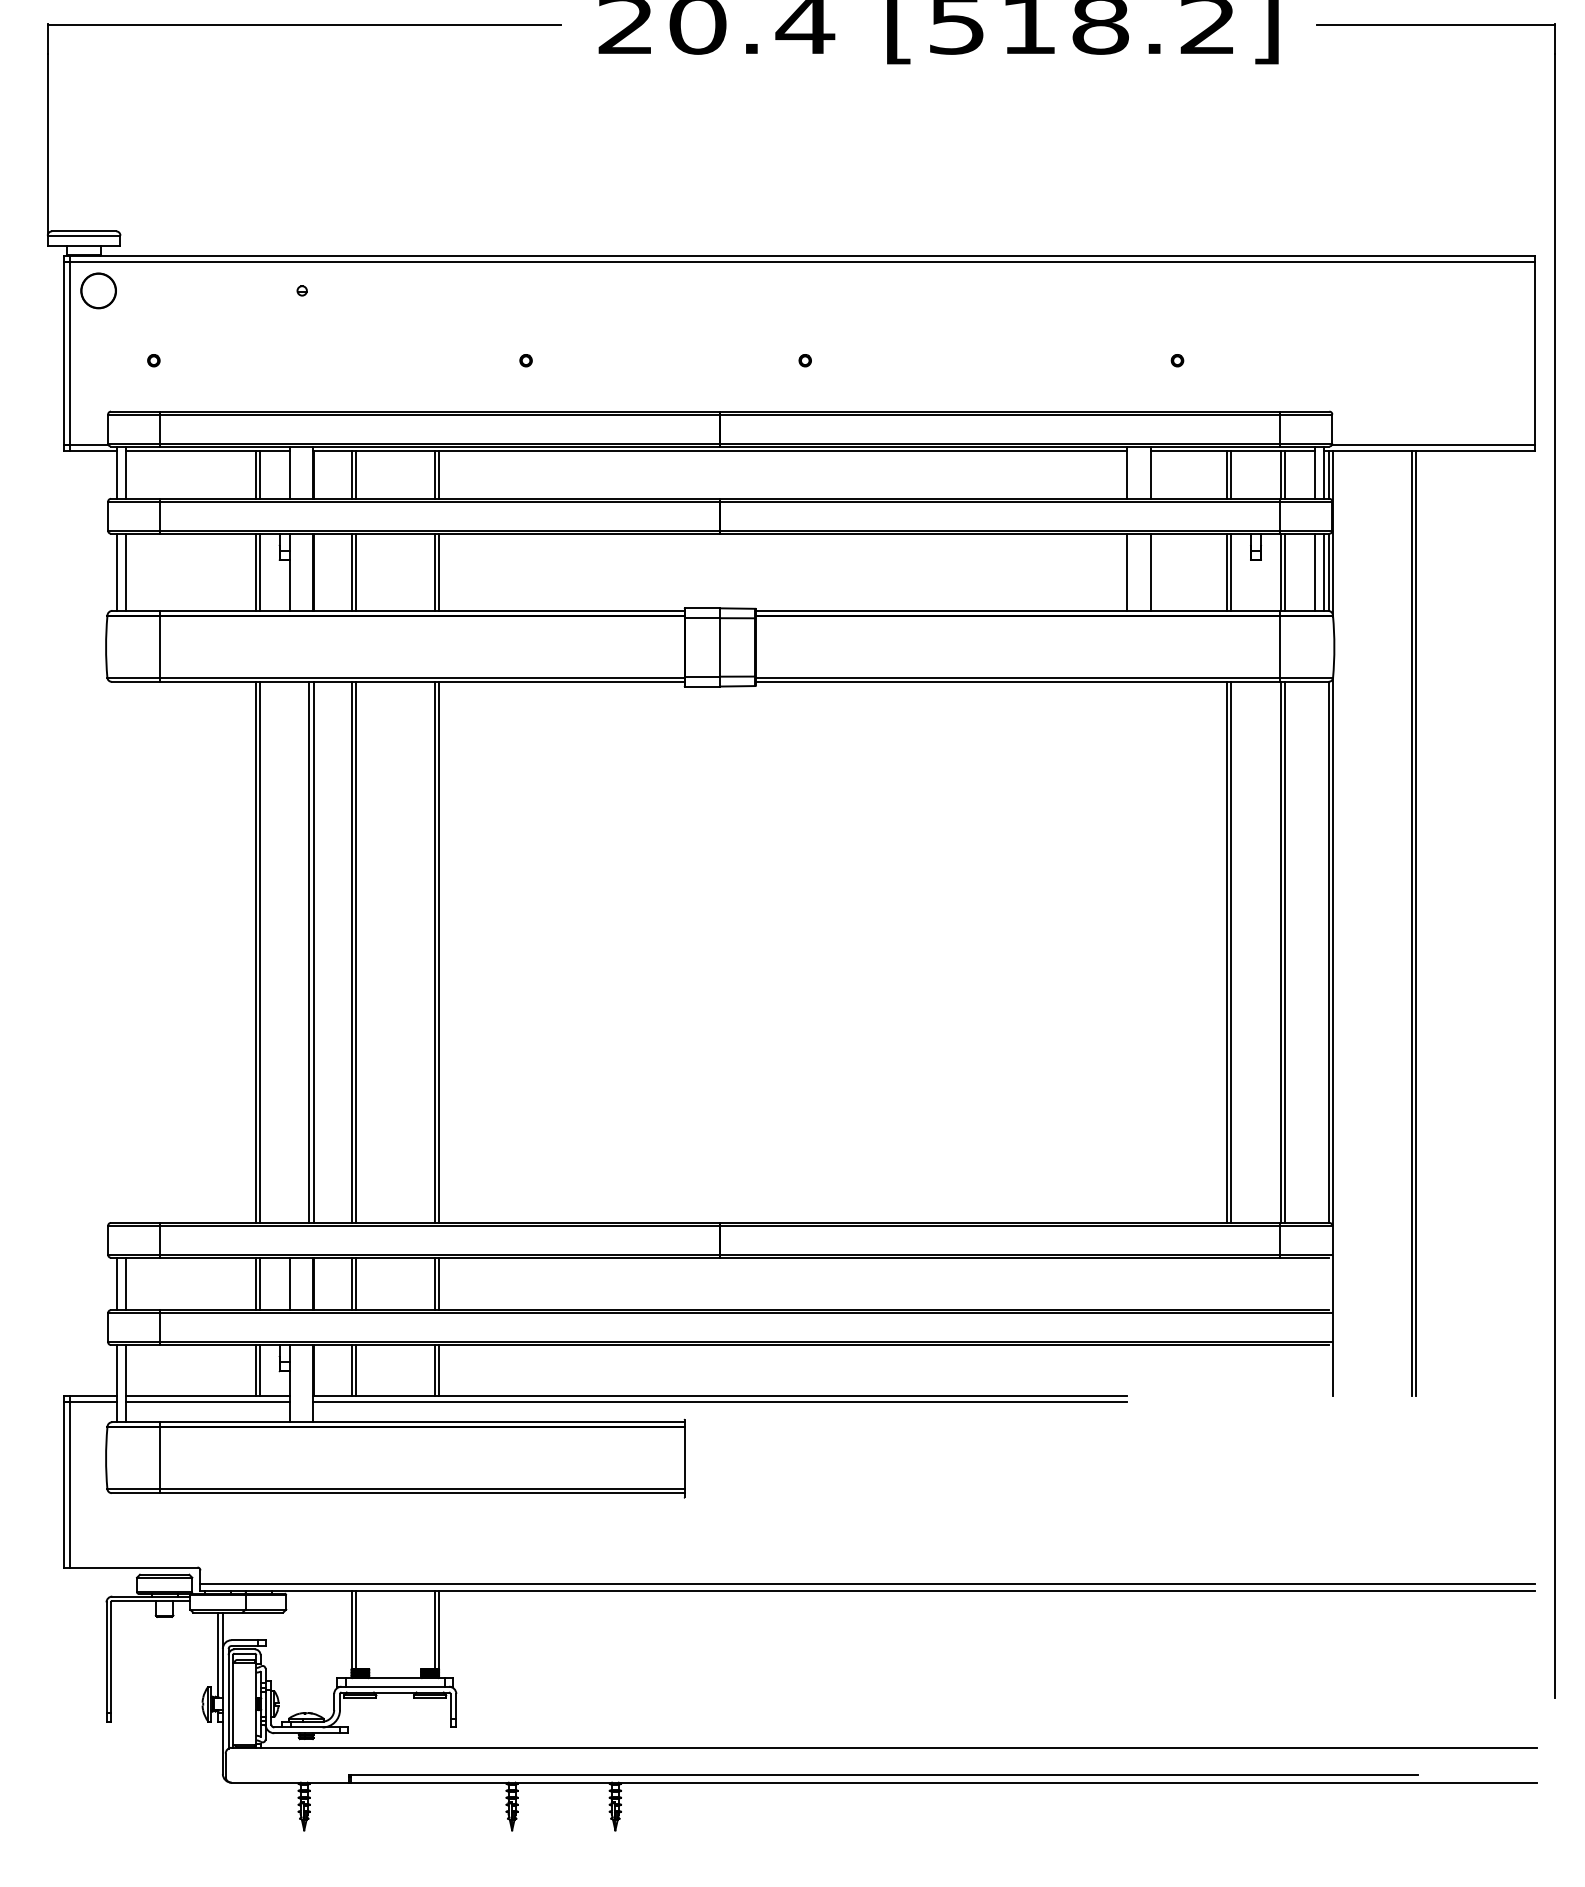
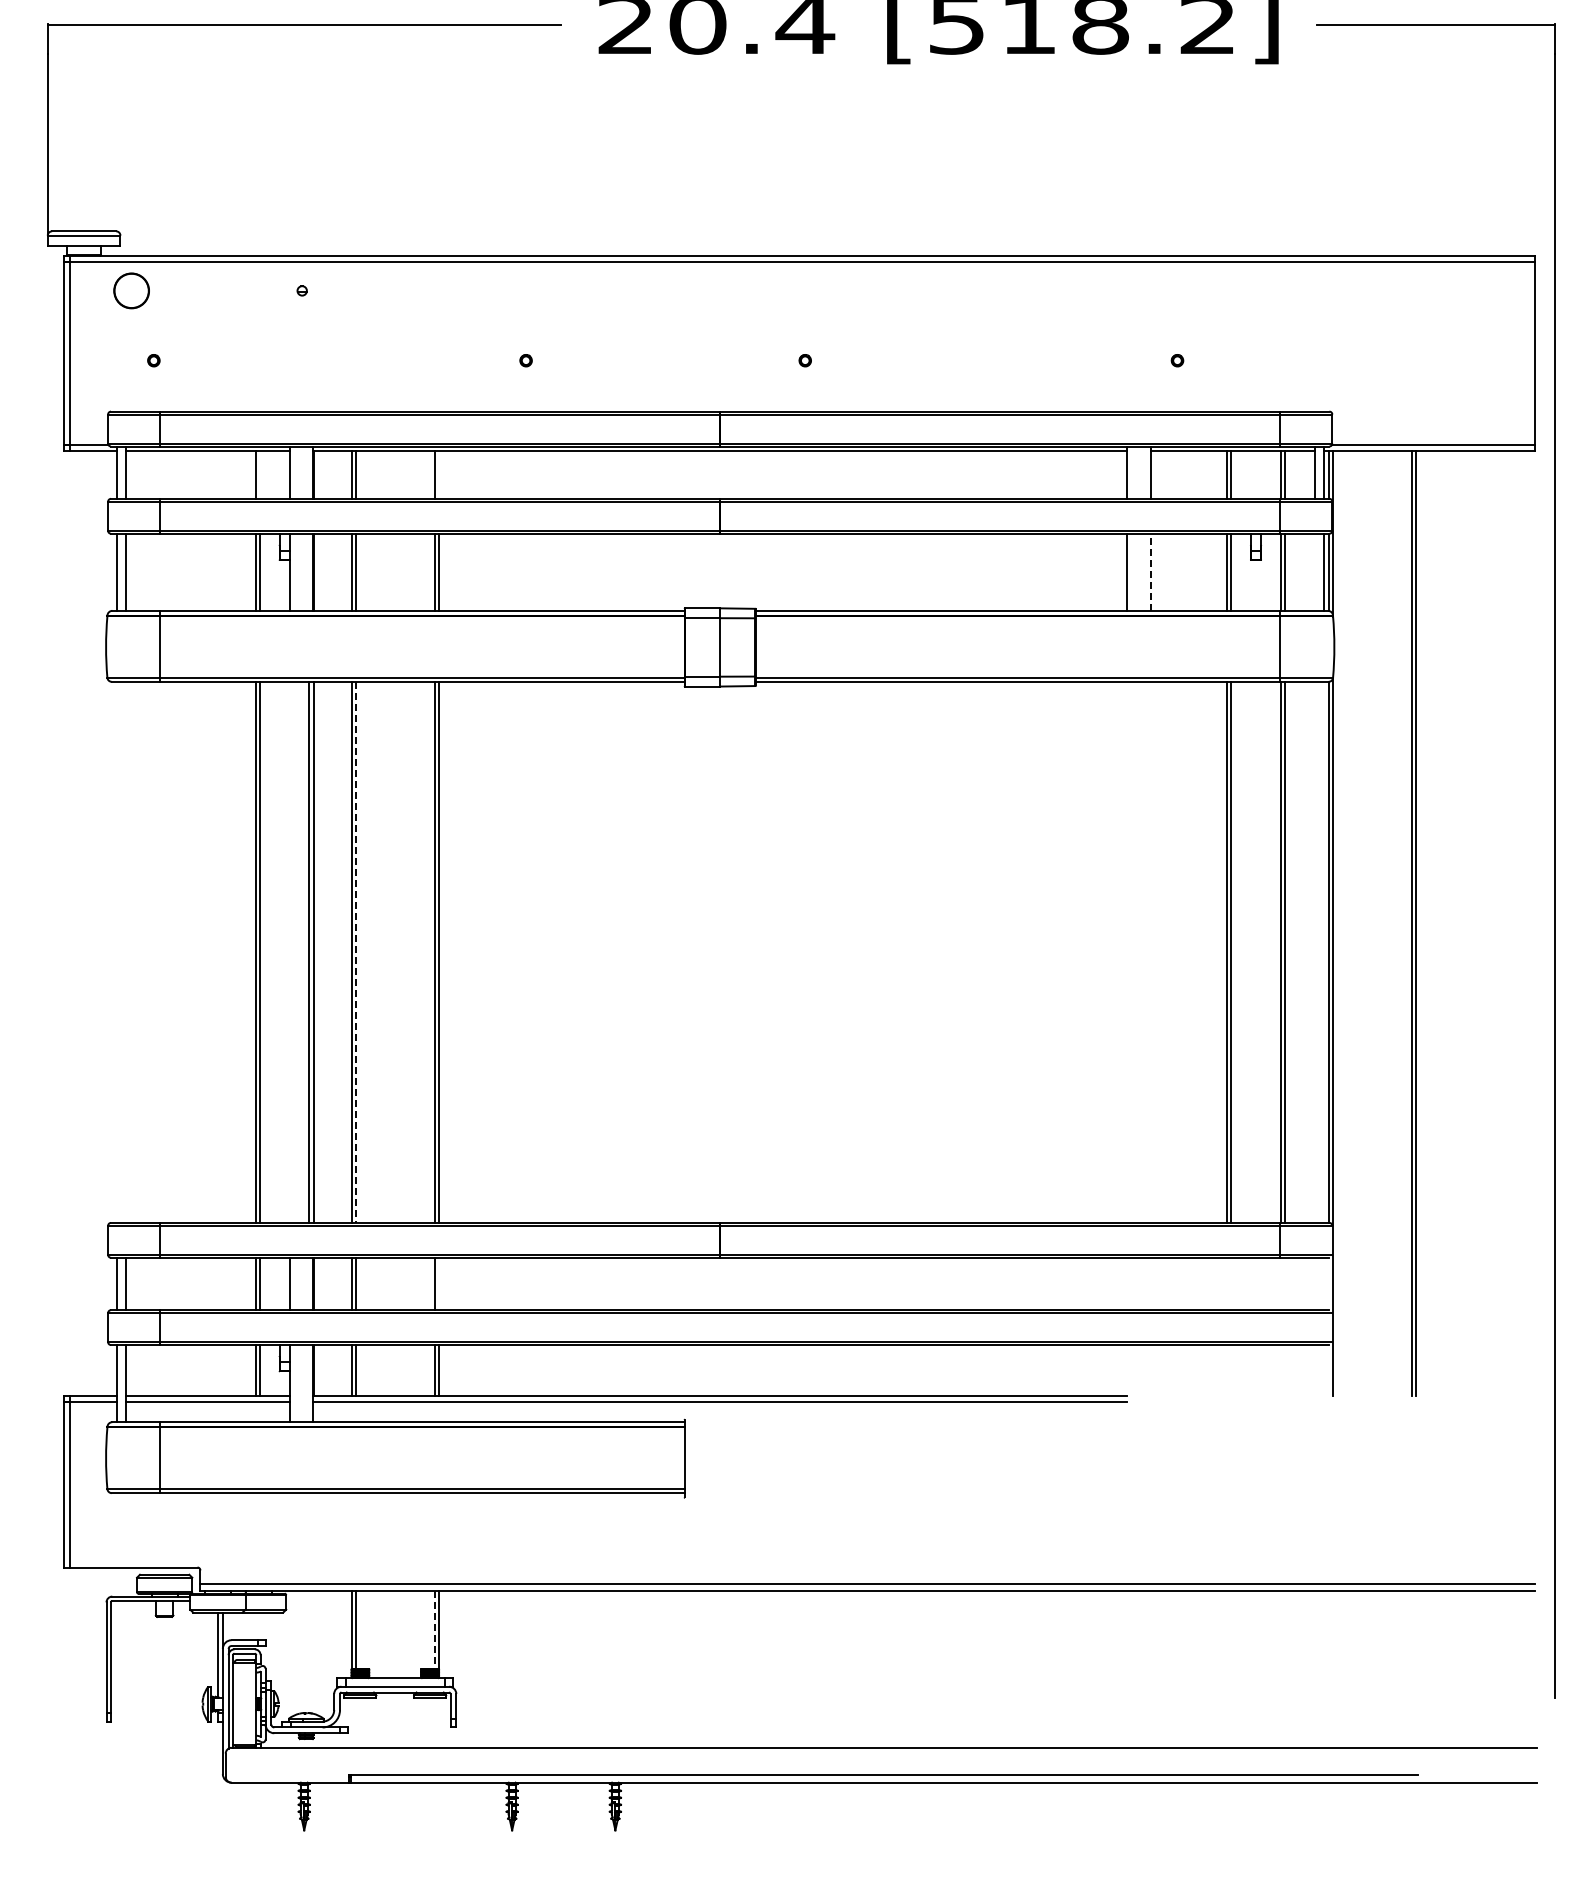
part position: (98, 290) -> (131, 290) (131, 290)
line: present -> none (260, 474)
line: present -> none (438, 474)
line: present -> none (1314, 571)
line: solid -> dashed (1150, 572)
line: solid -> dashed (356, 952)
line: present -> none (438, 1283)
line: solid -> dashed (434, 1630)
